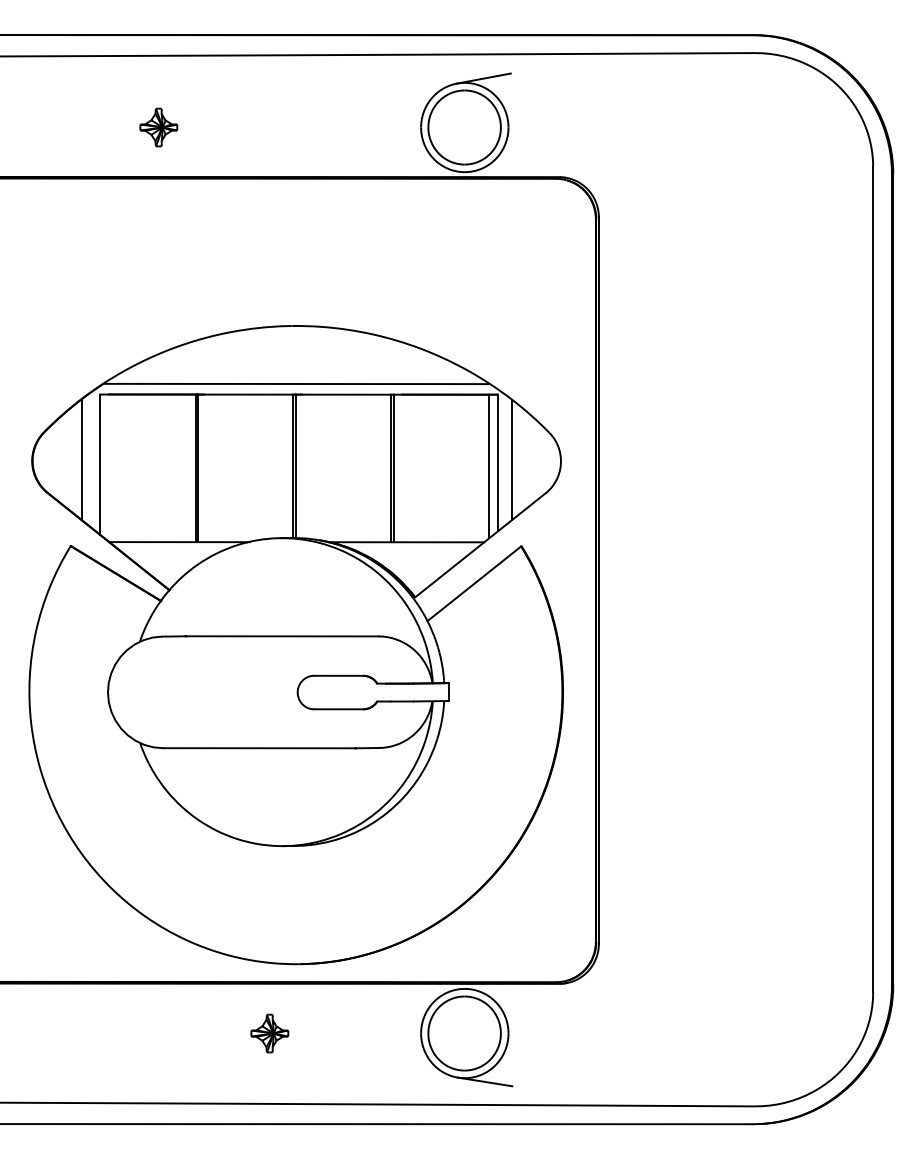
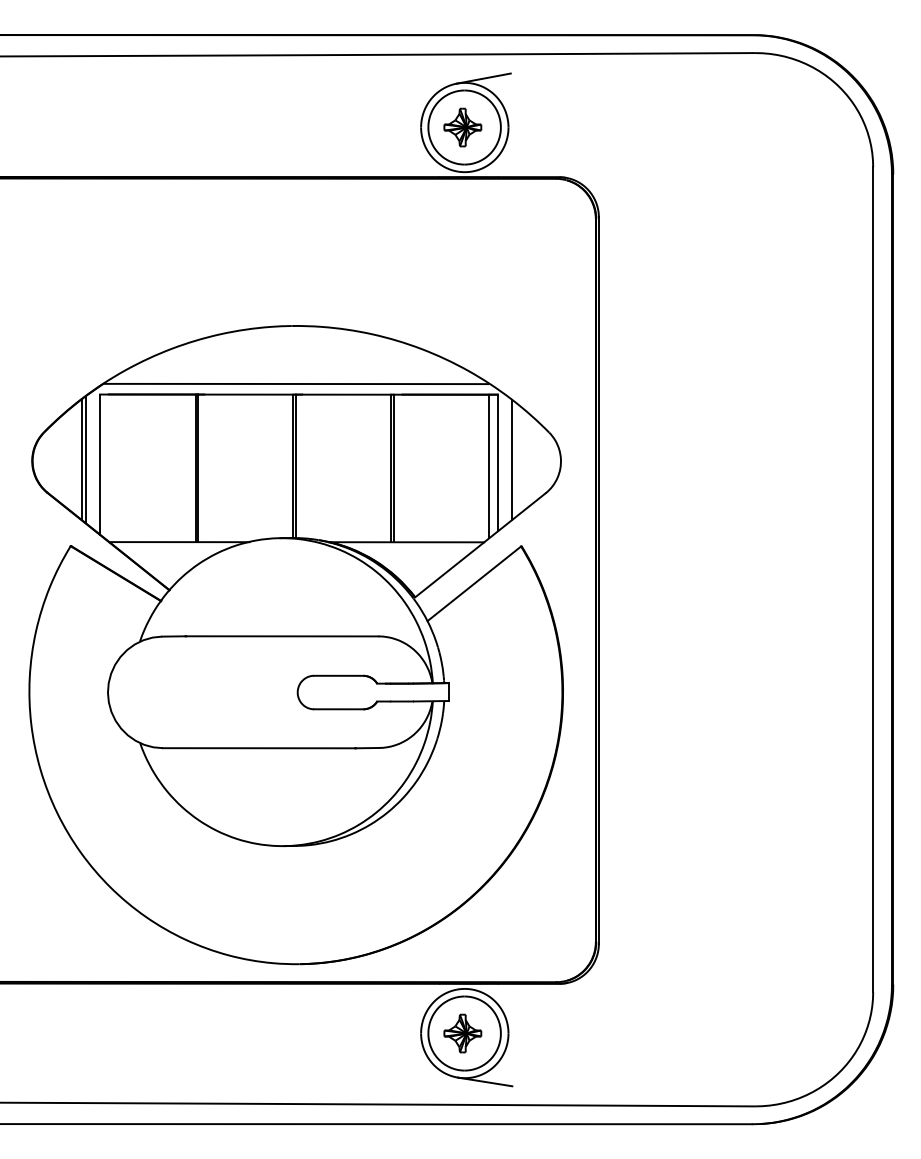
part position: (158, 127) -> (462, 127) (462, 127)
line: none -> present (85, 459)
part position: (269, 1033) -> (462, 1033) (462, 1033)
